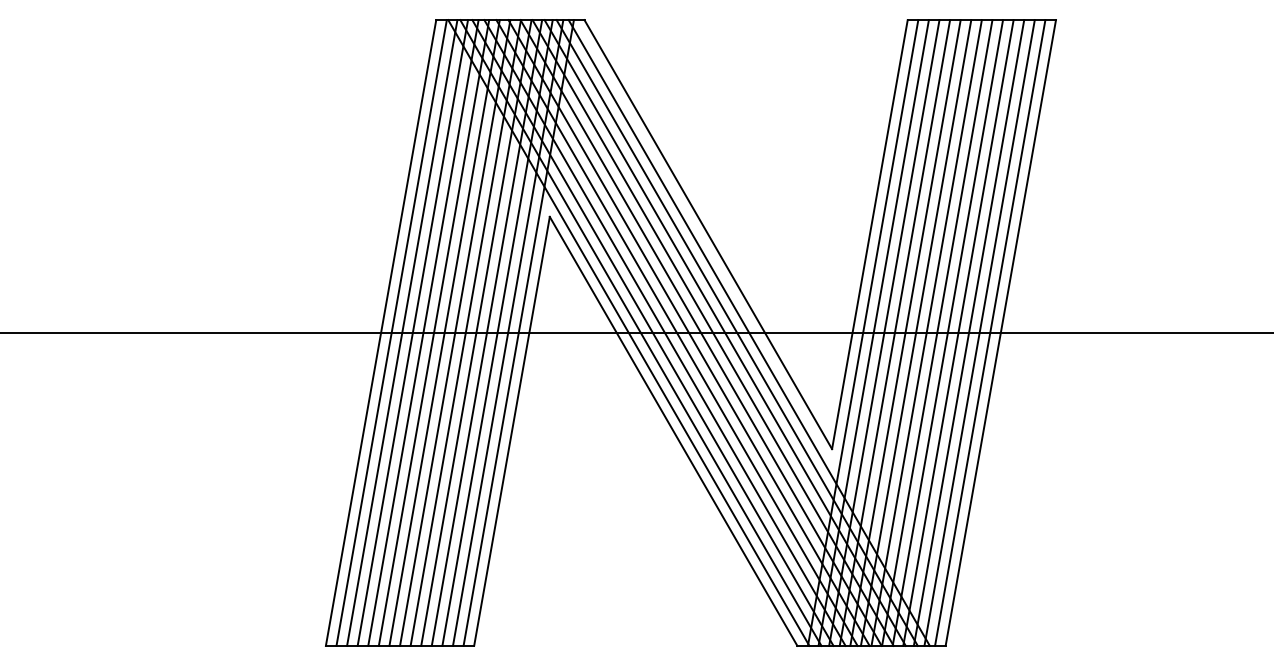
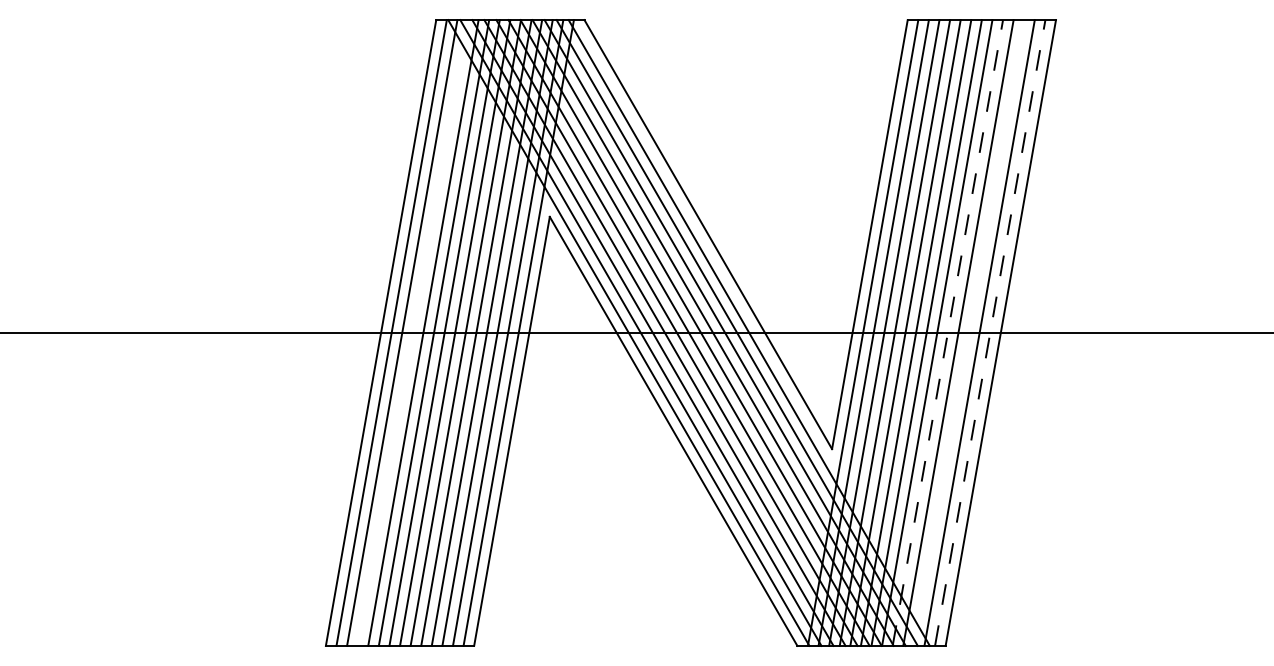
line: present -> none (412, 332)
line: present -> none (968, 332)
line: solid -> dashed (947, 333)
line: solid -> dashed (990, 333)
